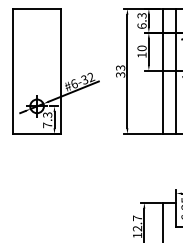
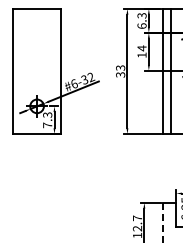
text: 10 -> 14 (141, 48)
line position: (176, 71) -> (171, 71) (171, 71)
line: solid -> dashed (162, 222)
